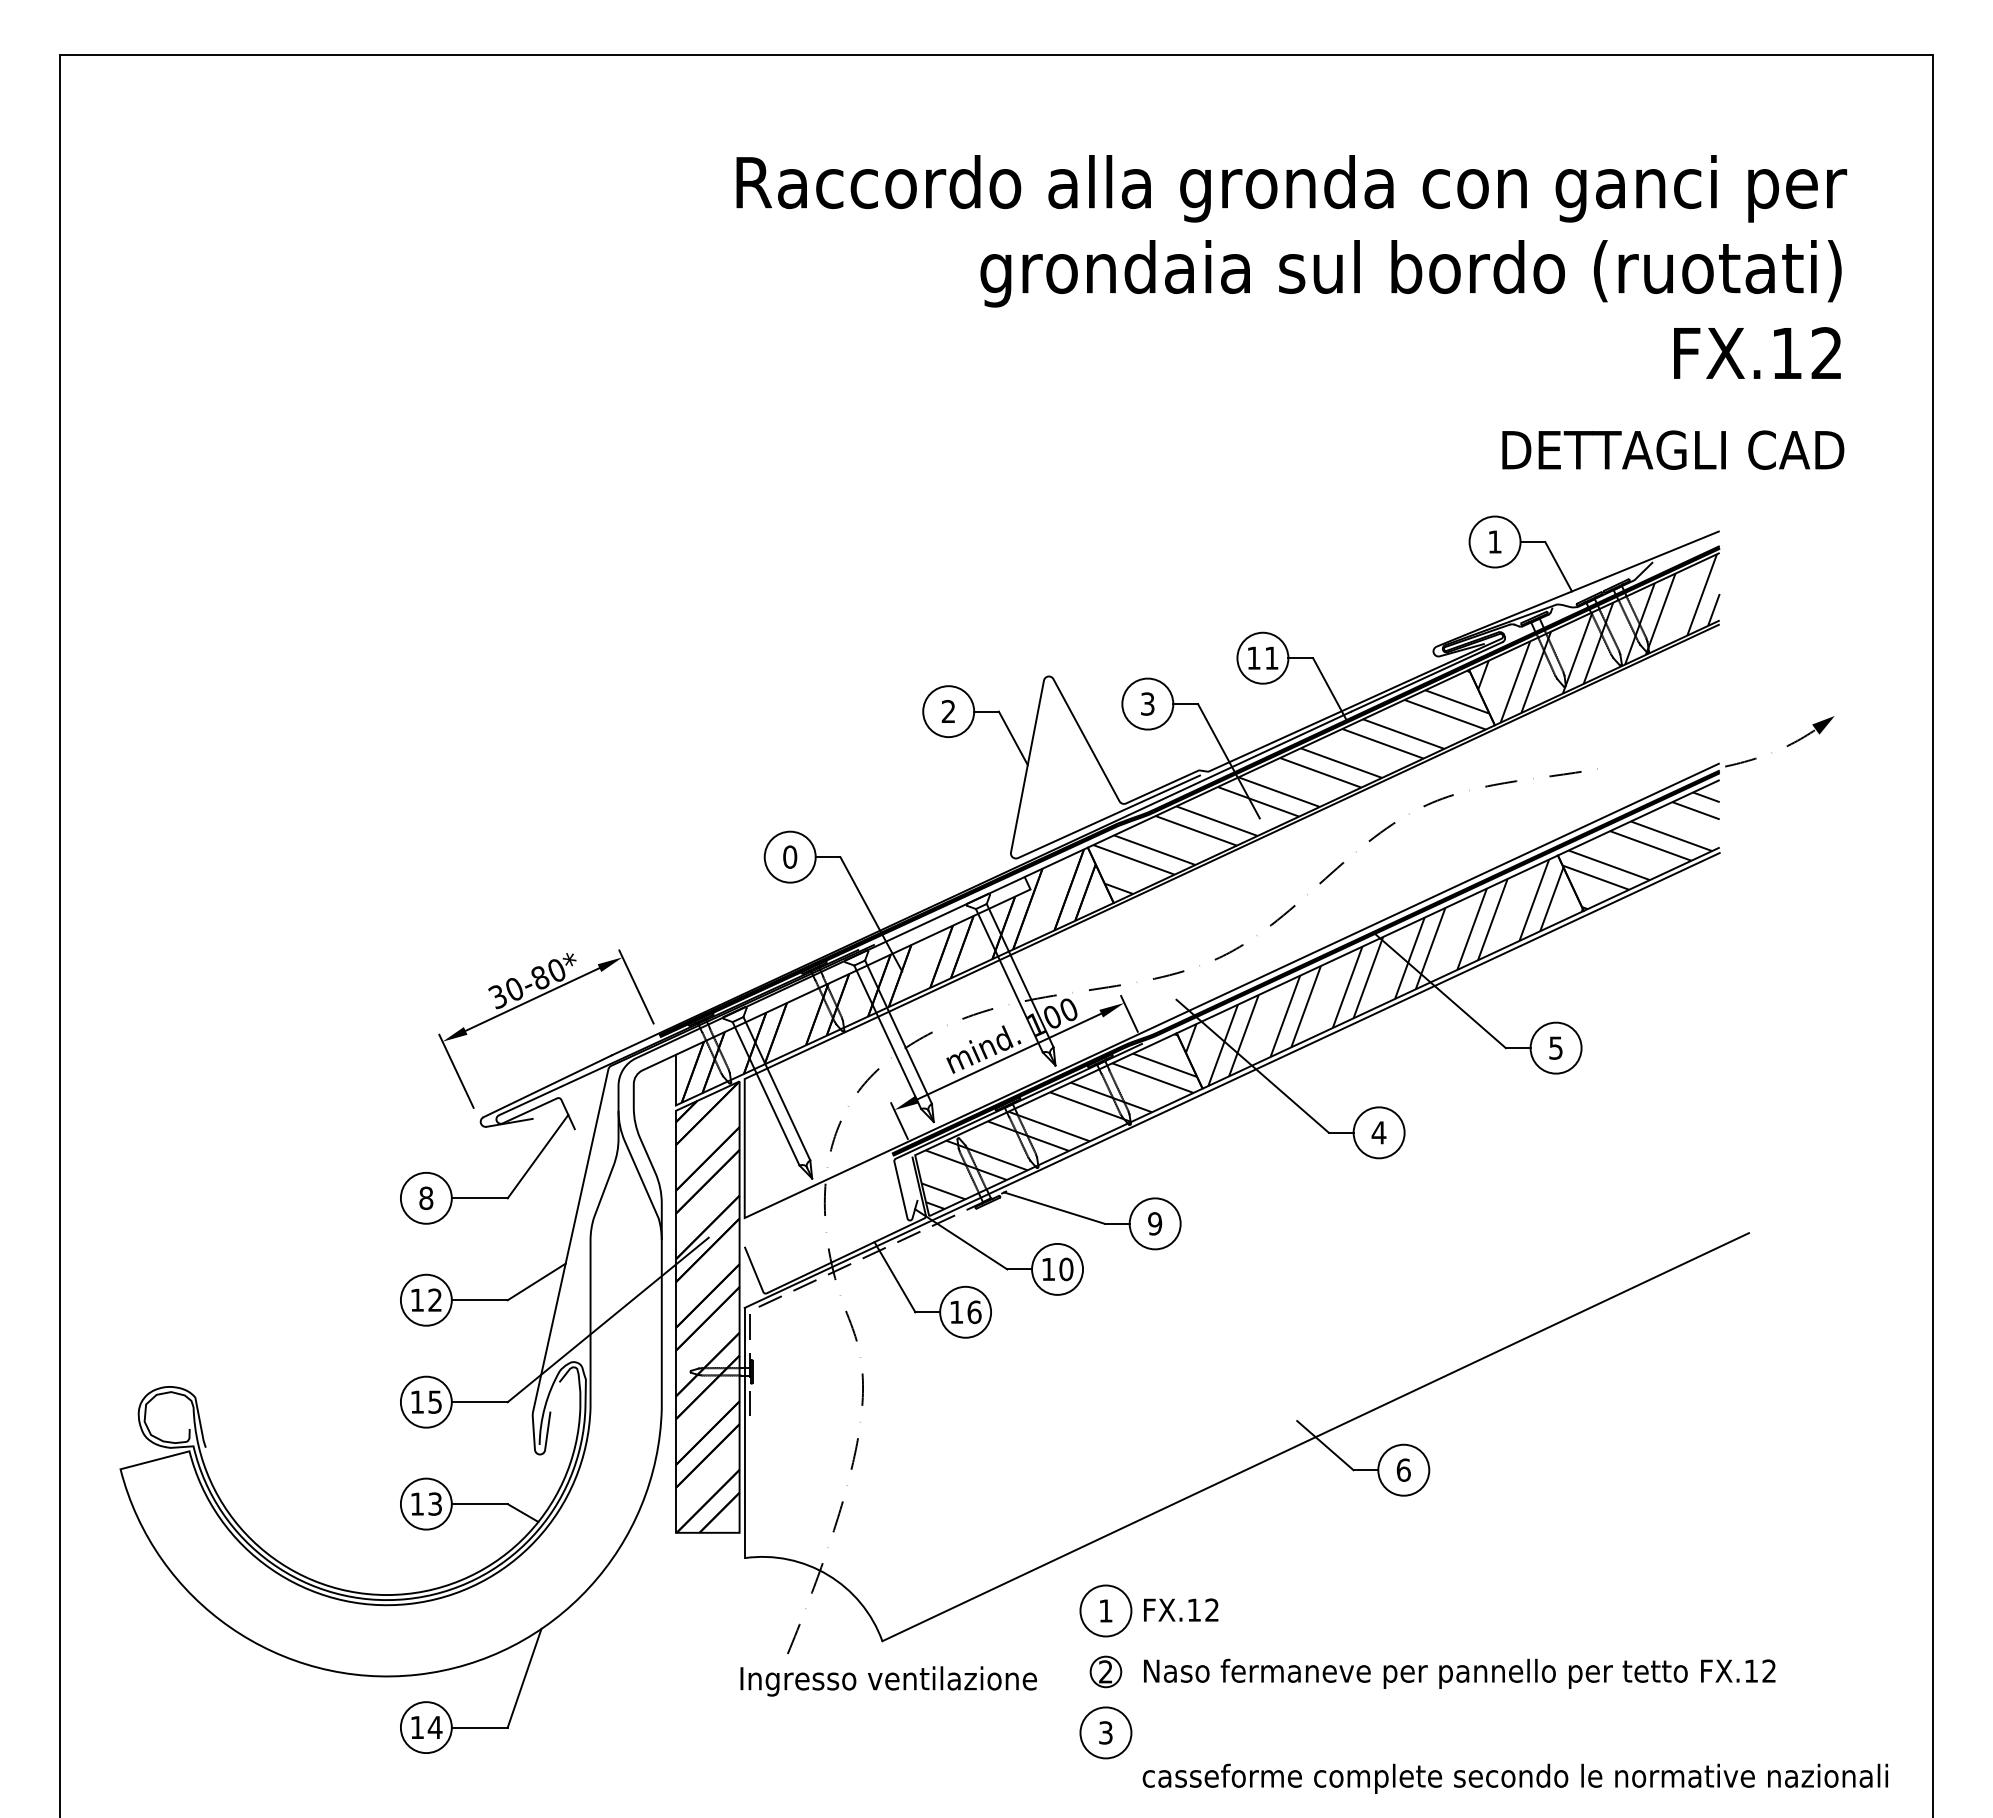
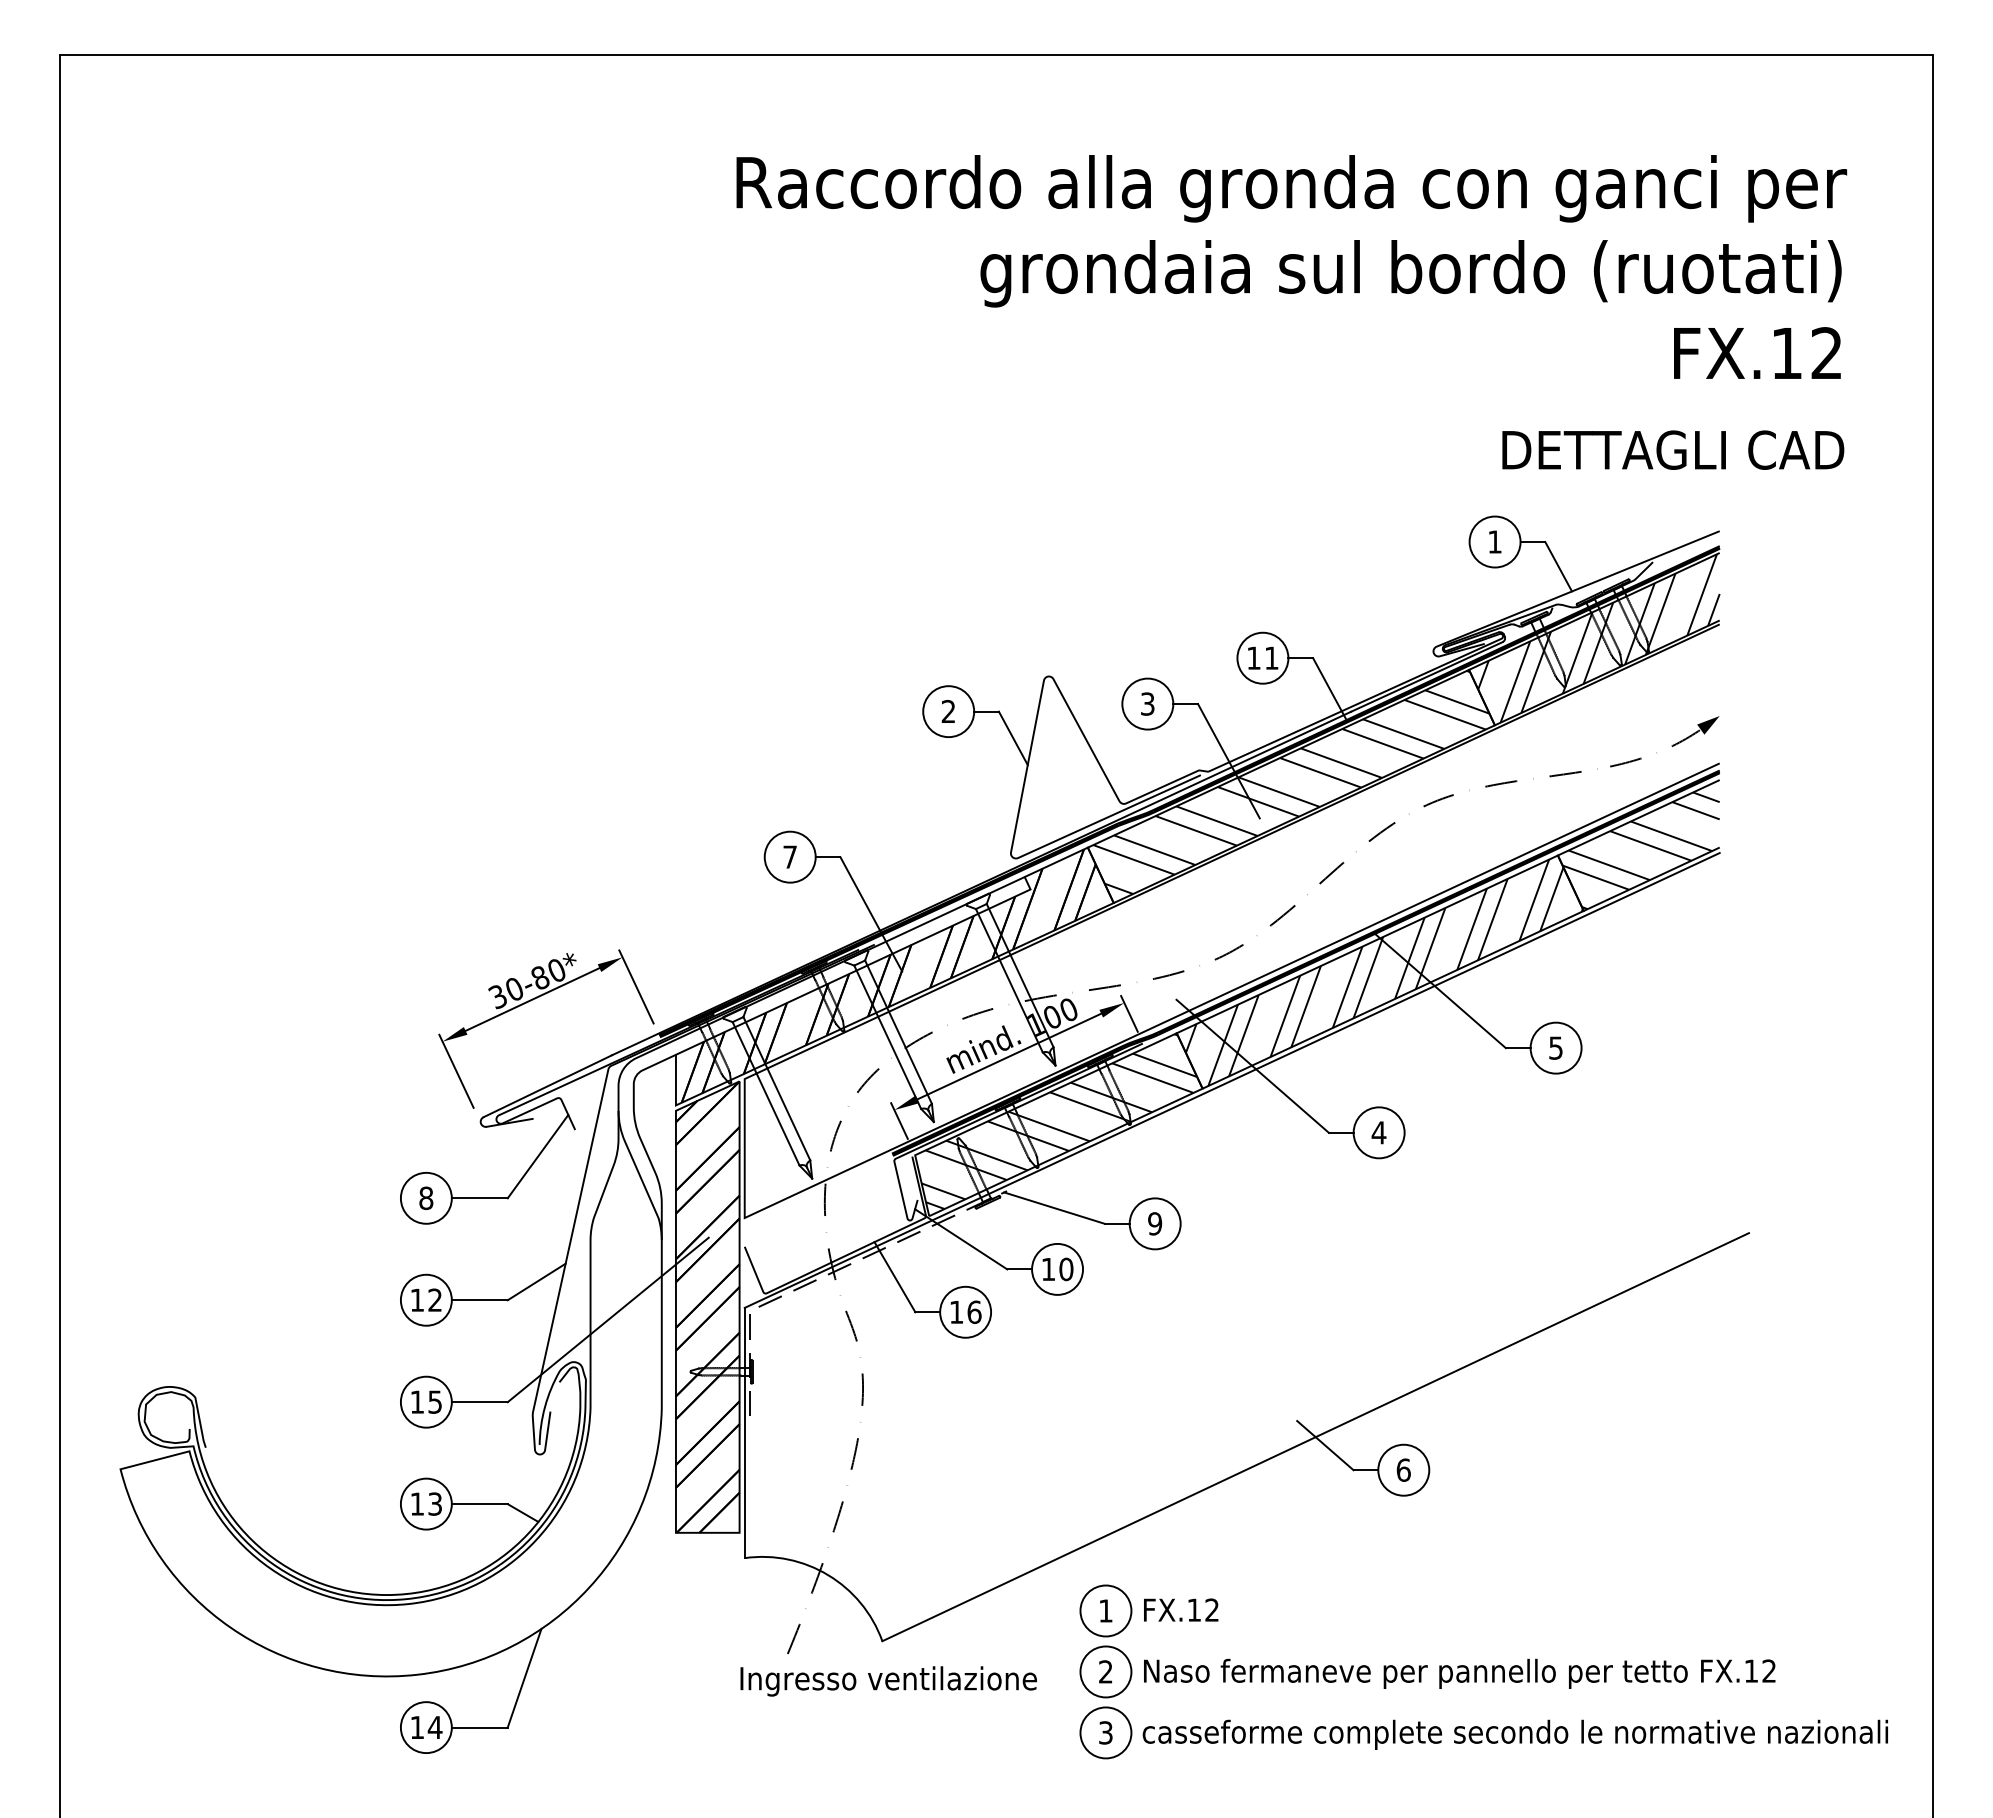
part position: (1786, 745) -> (1671, 745) (1671, 745)
text: 0 -> 7 (790, 856)
circle diameter: 31 px -> 51 px (1105, 1671)
text position: (1514, 1778) -> (1514, 1734) (1514, 1734)
